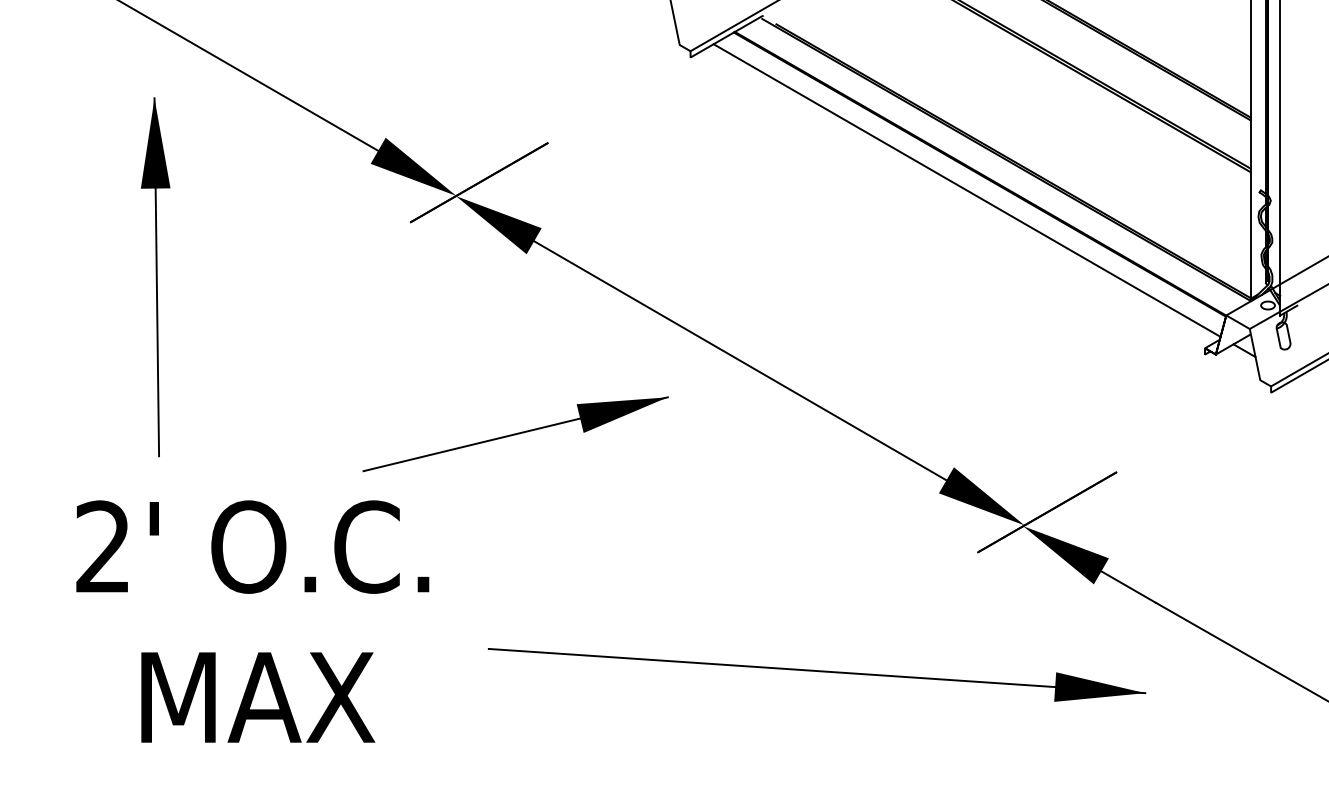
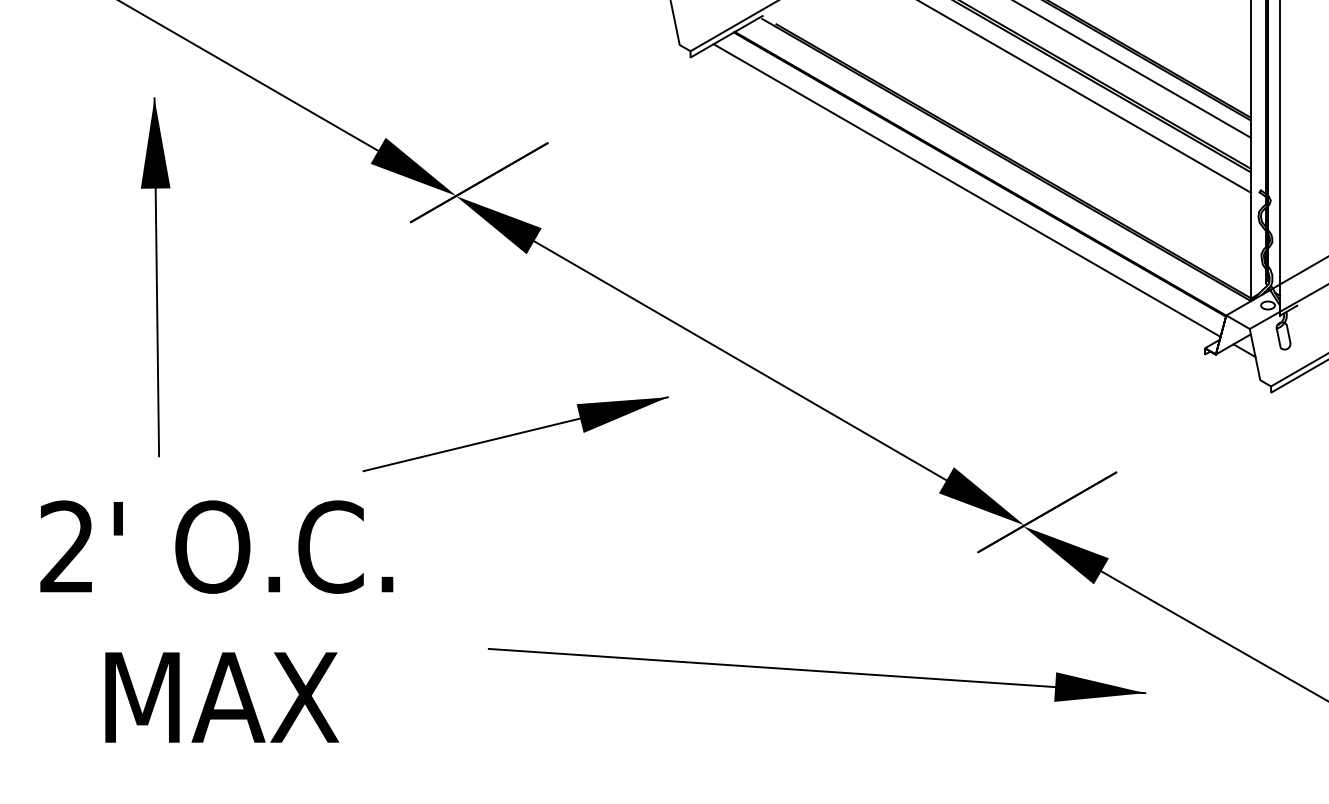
line: none -> present (1132, 69)
line: none -> present (1085, 97)
text position: (252, 621) -> (216, 621) (216, 621)
